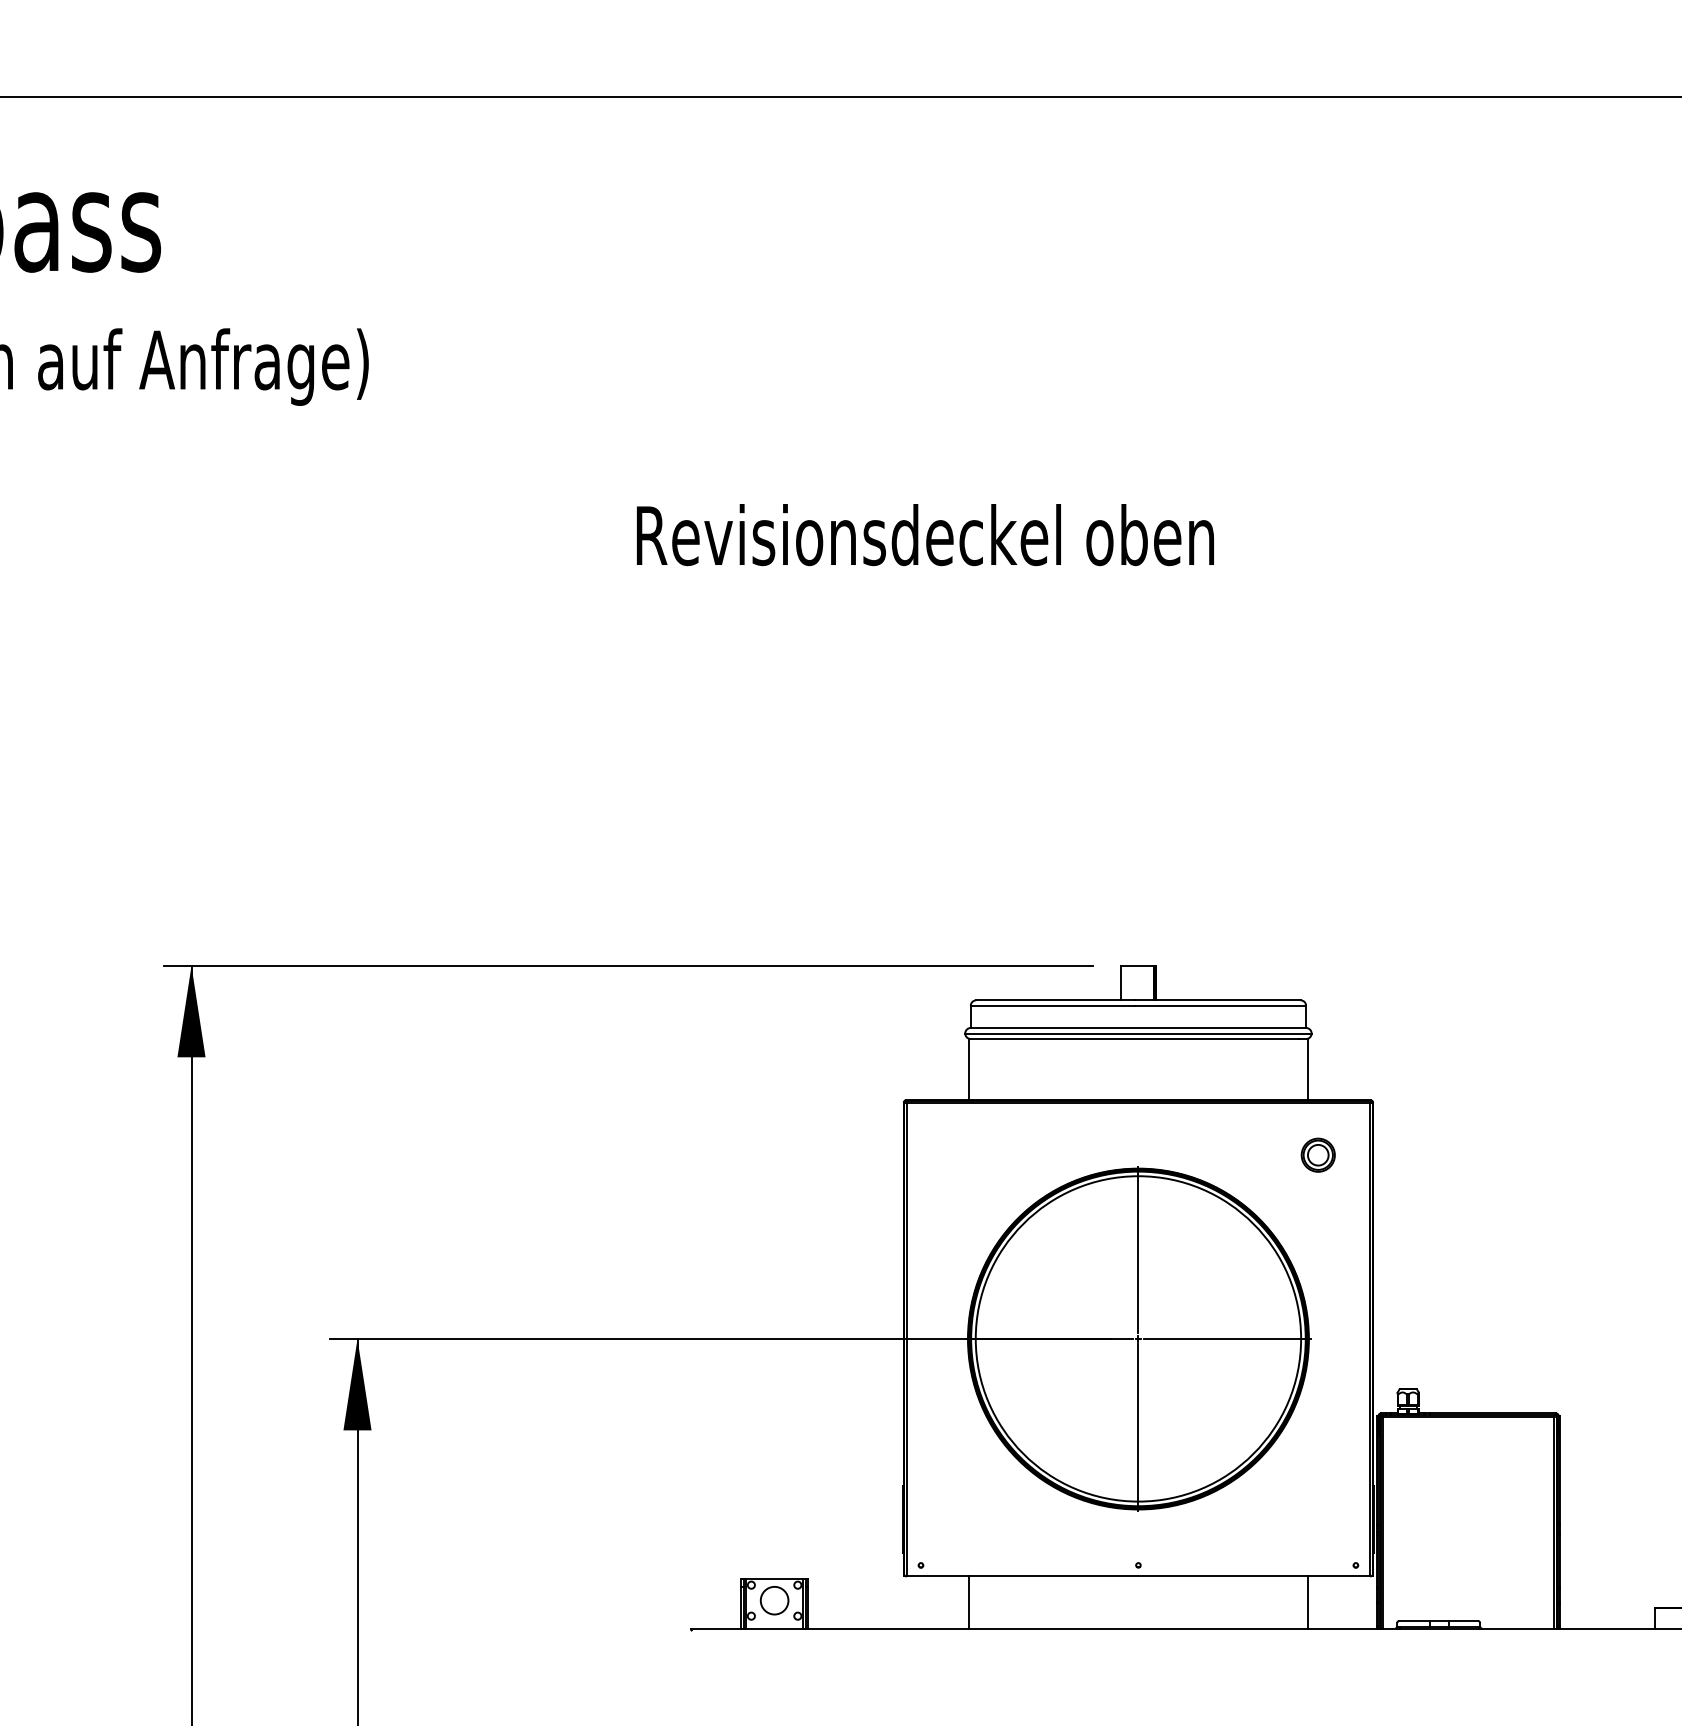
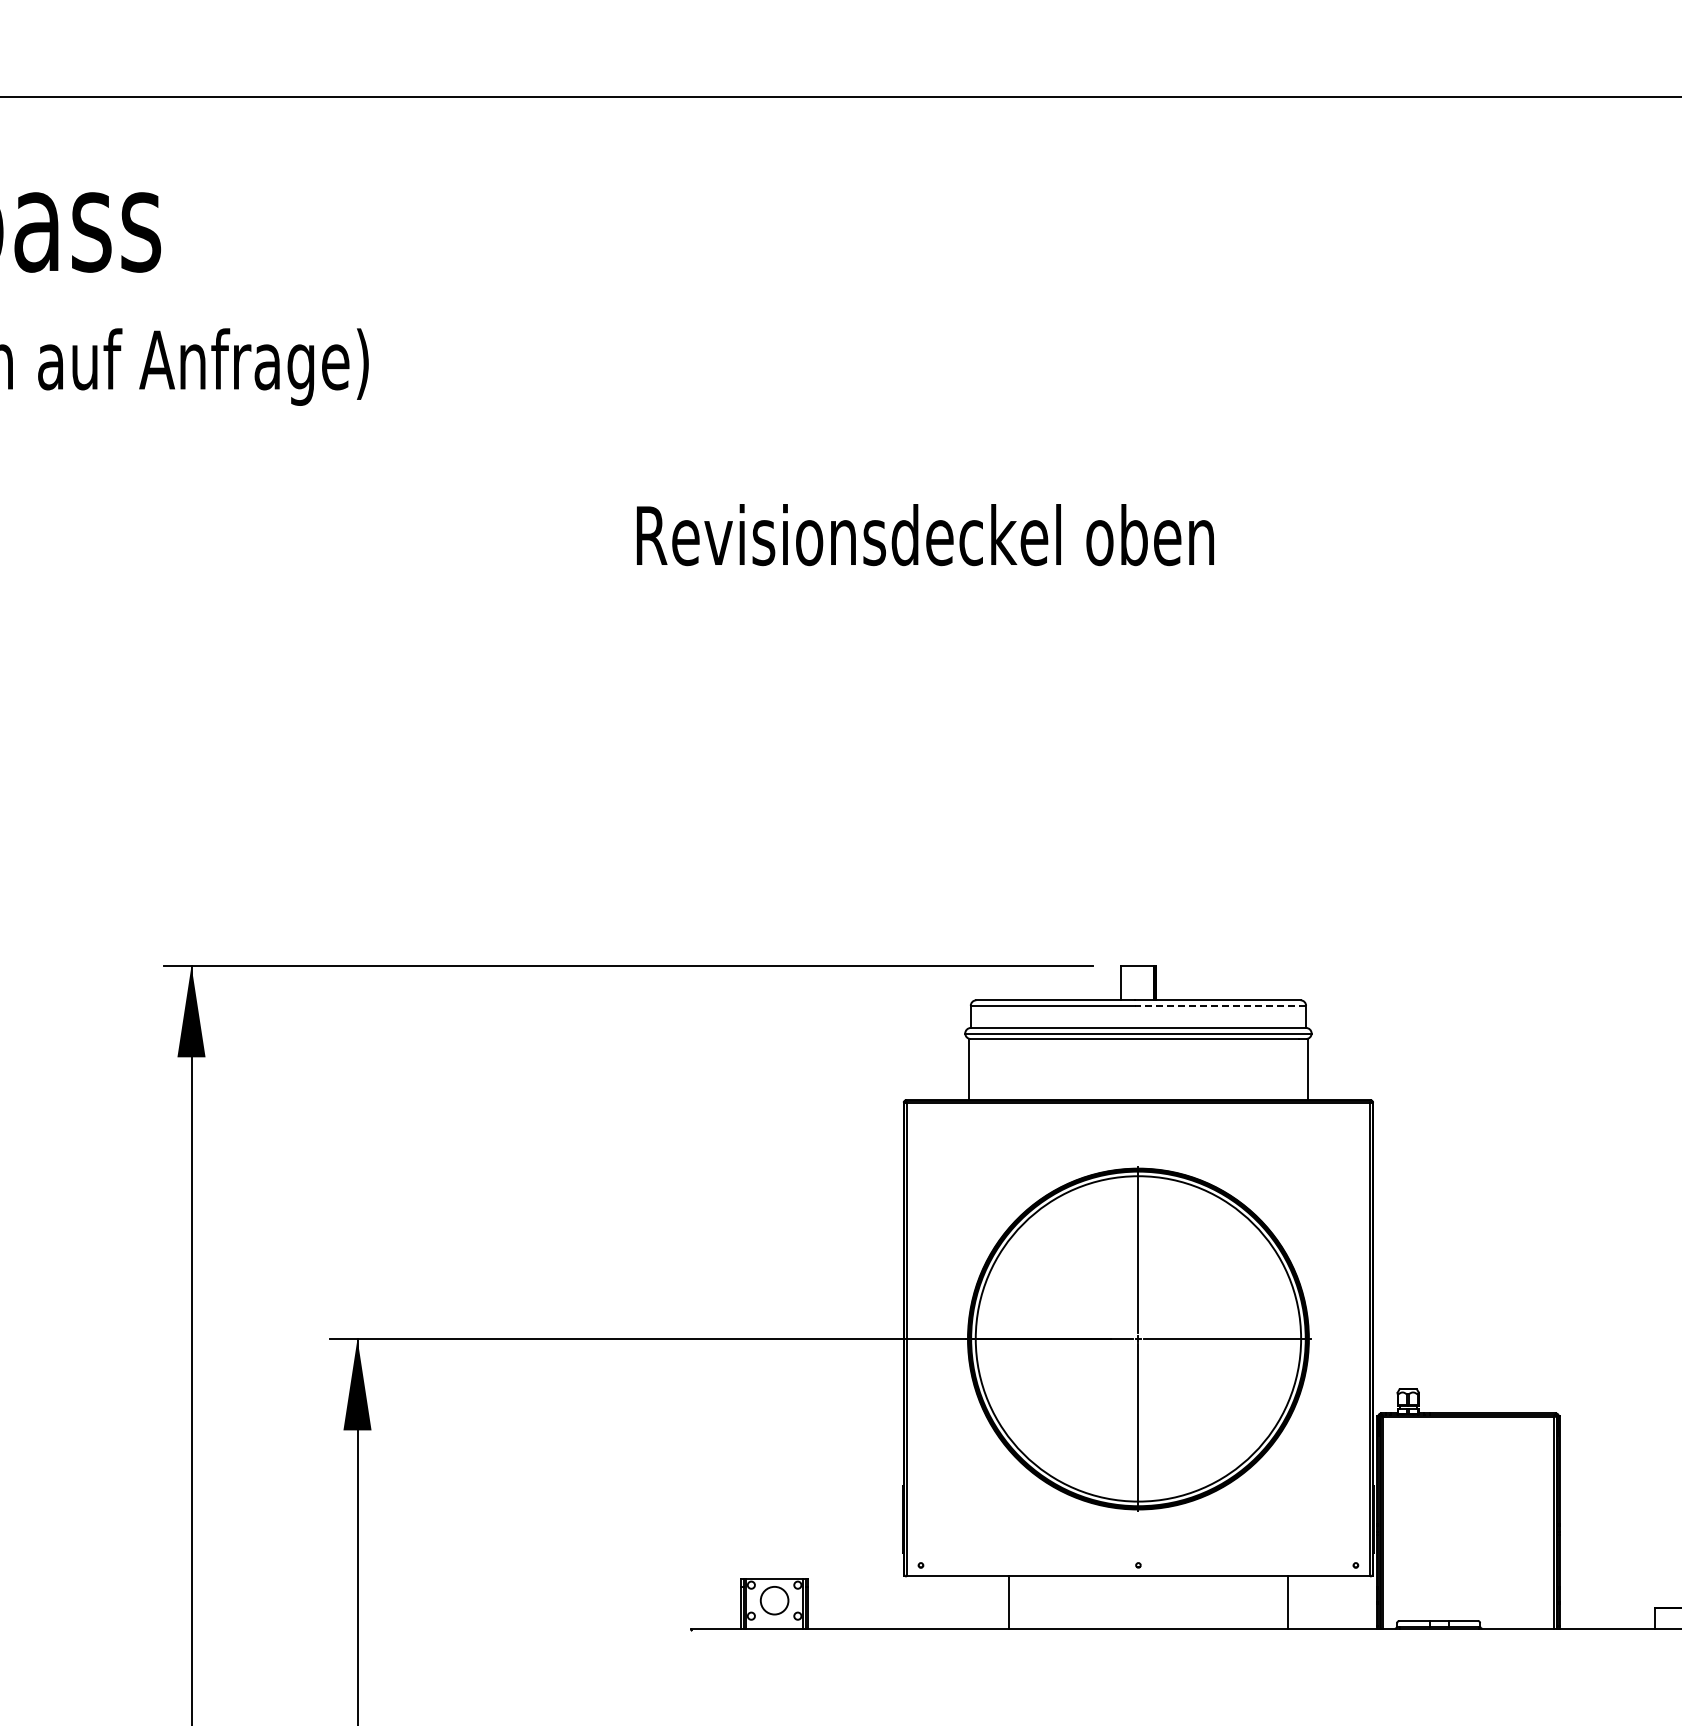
line: solid -> dashed (1220, 1005)
part: present -> none (1317, 1154)
line position: (969, 1602) -> (1009, 1602) (1009, 1602)
line position: (1307, 1602) -> (1287, 1602) (1287, 1602)
